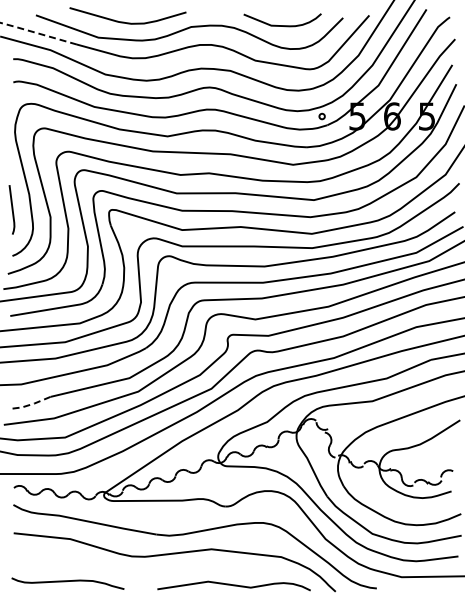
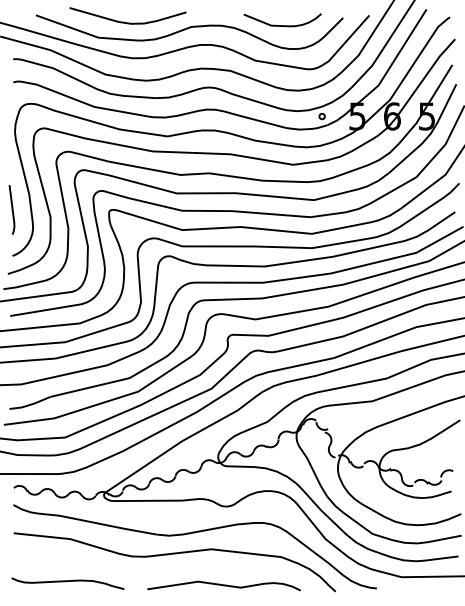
line: dashed -> solid (37, 33)
line: dashed -> solid (30, 404)
curve position: (233, 585) -> (223, 585) (223, 585)
